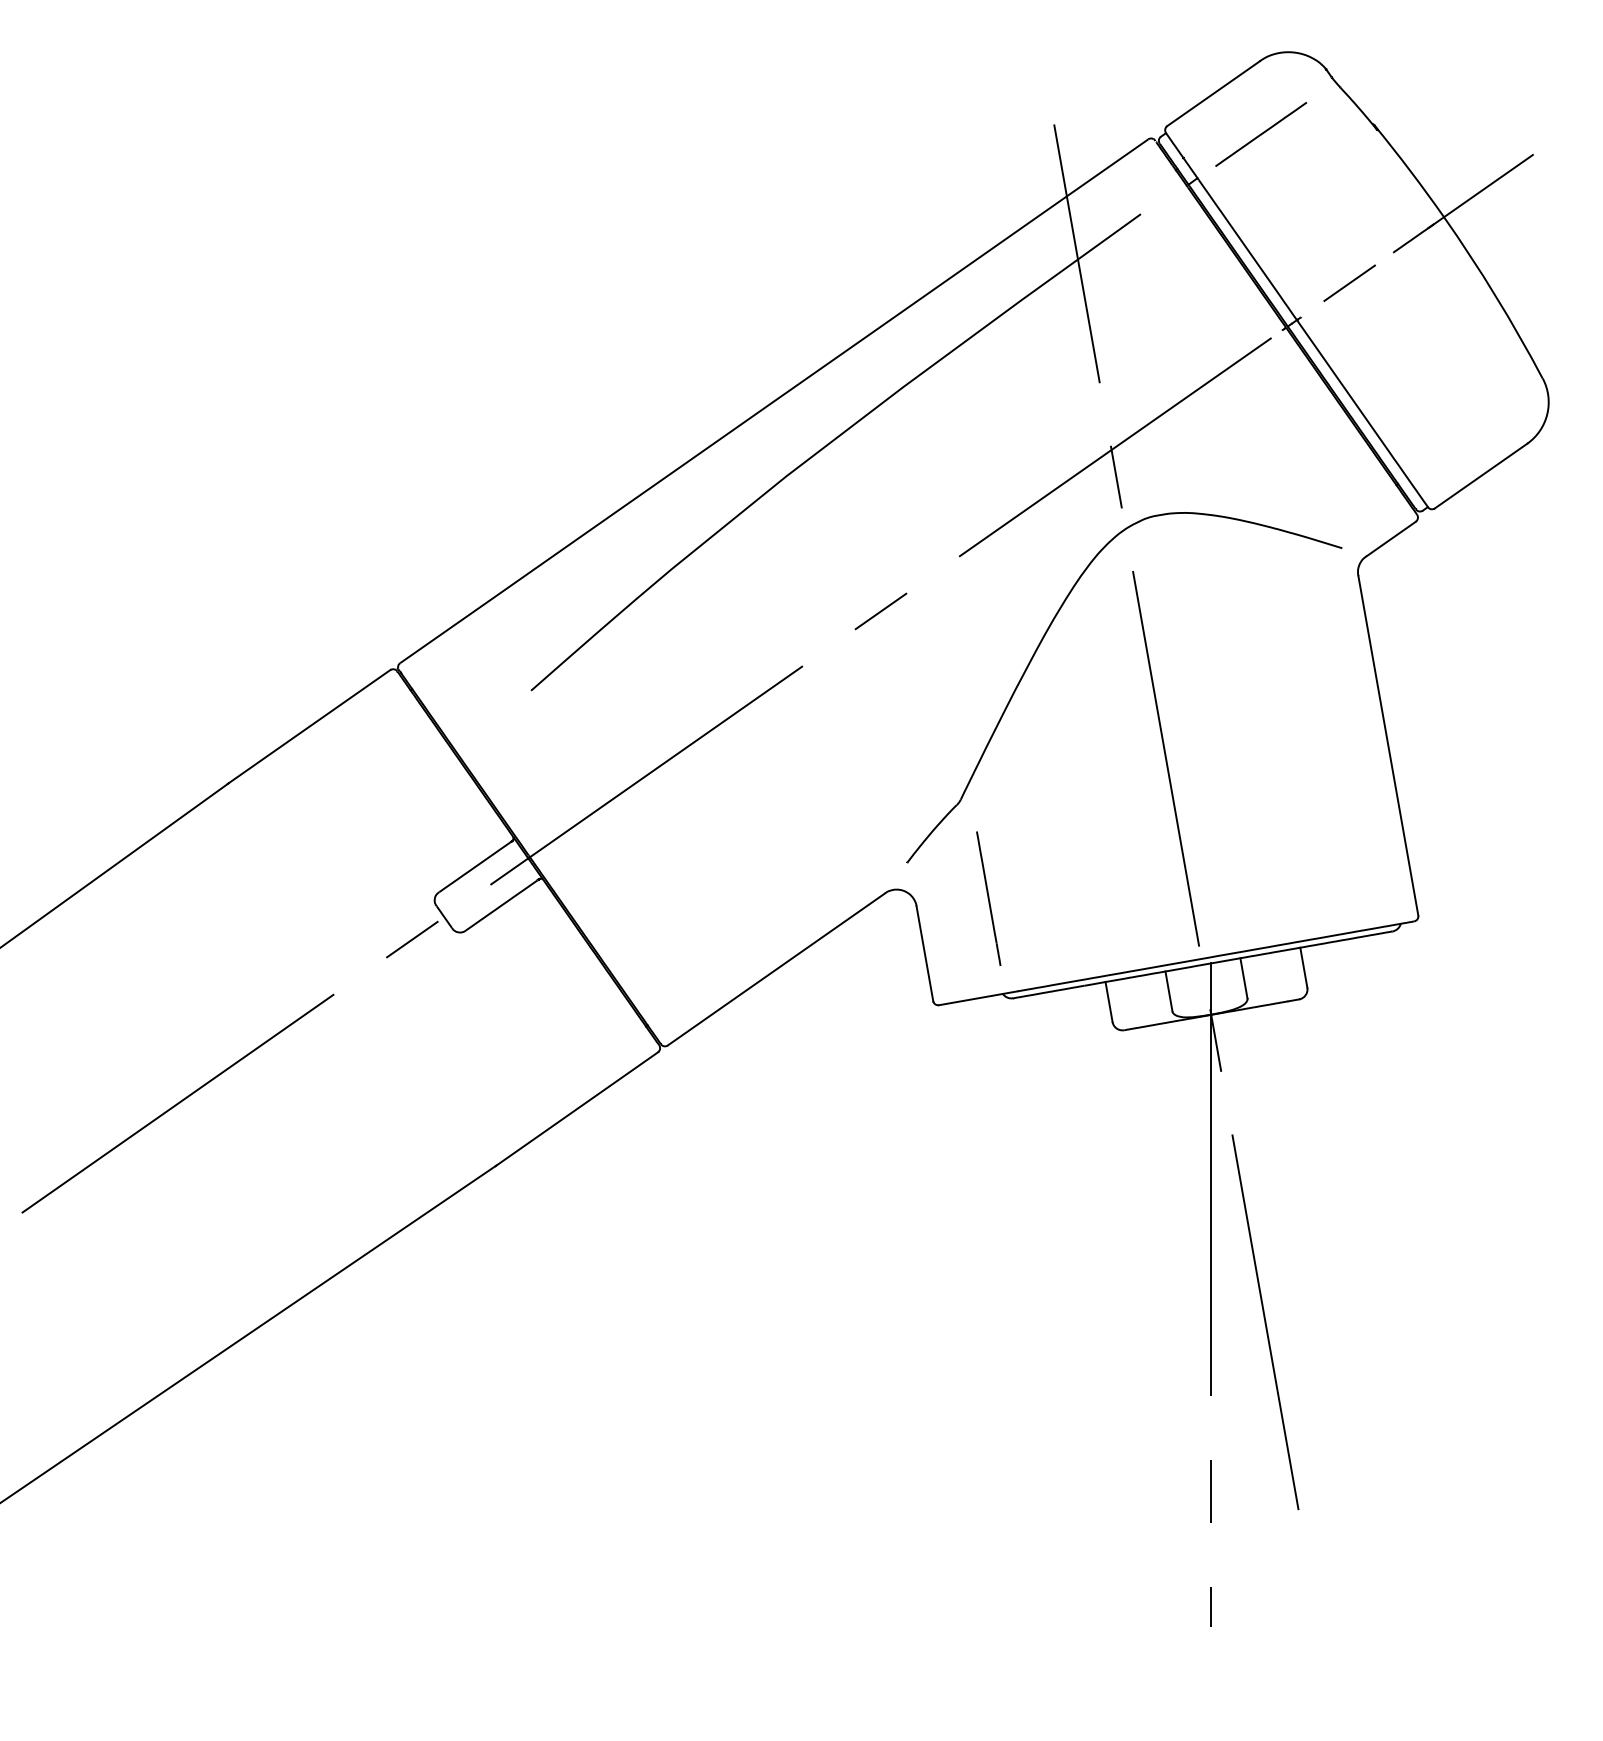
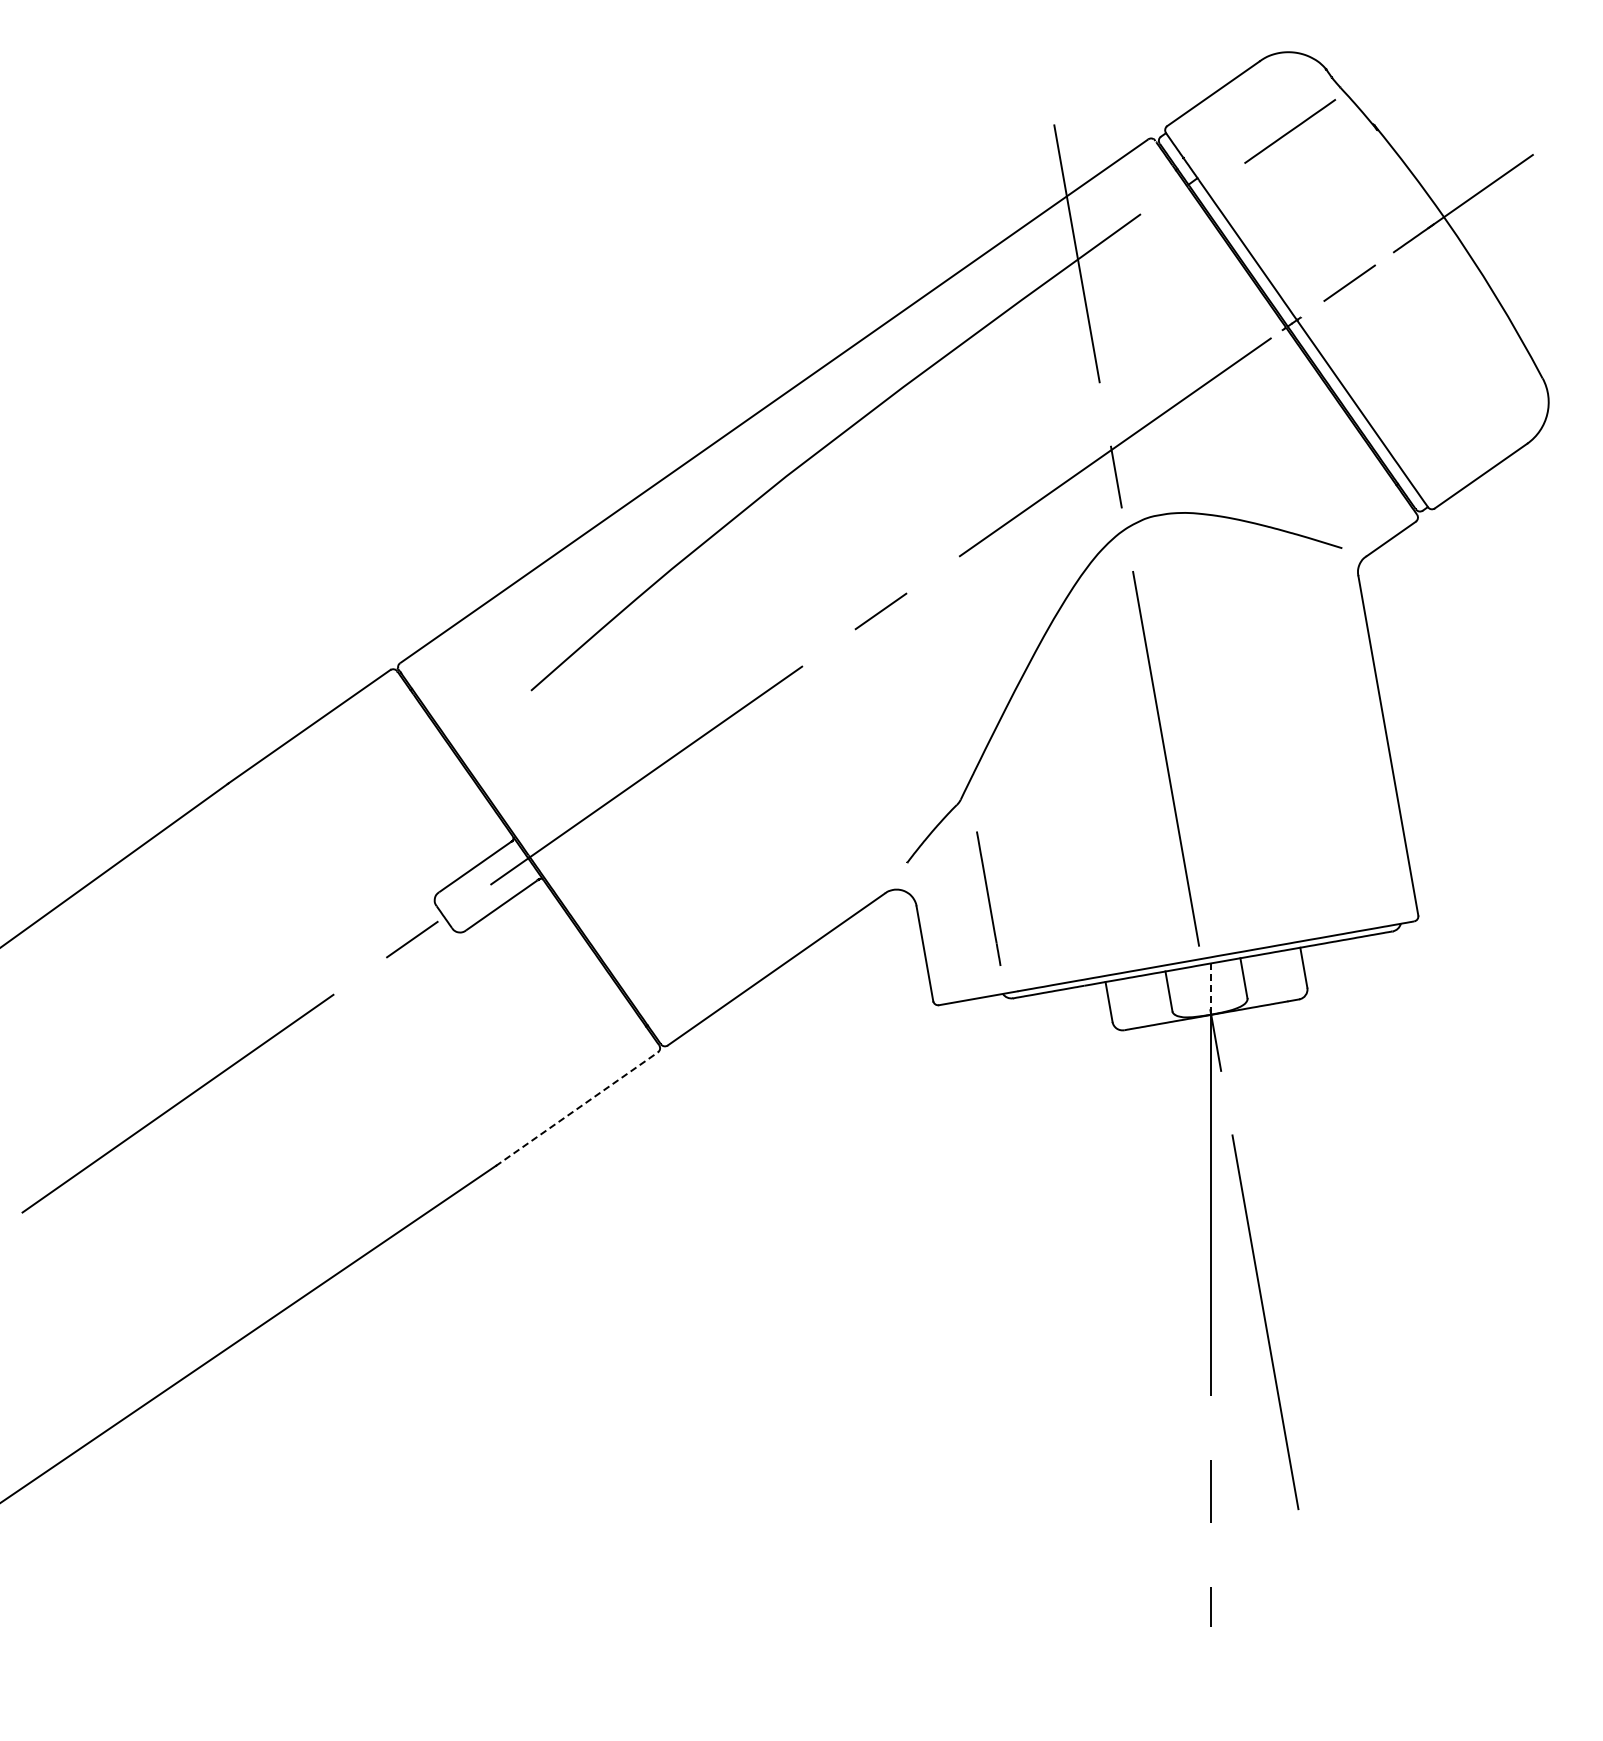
line position: (1261, 134) -> (1290, 131) (1290, 131)
line: solid -> dashed (1211, 988)
line: solid -> dashed (577, 1108)
